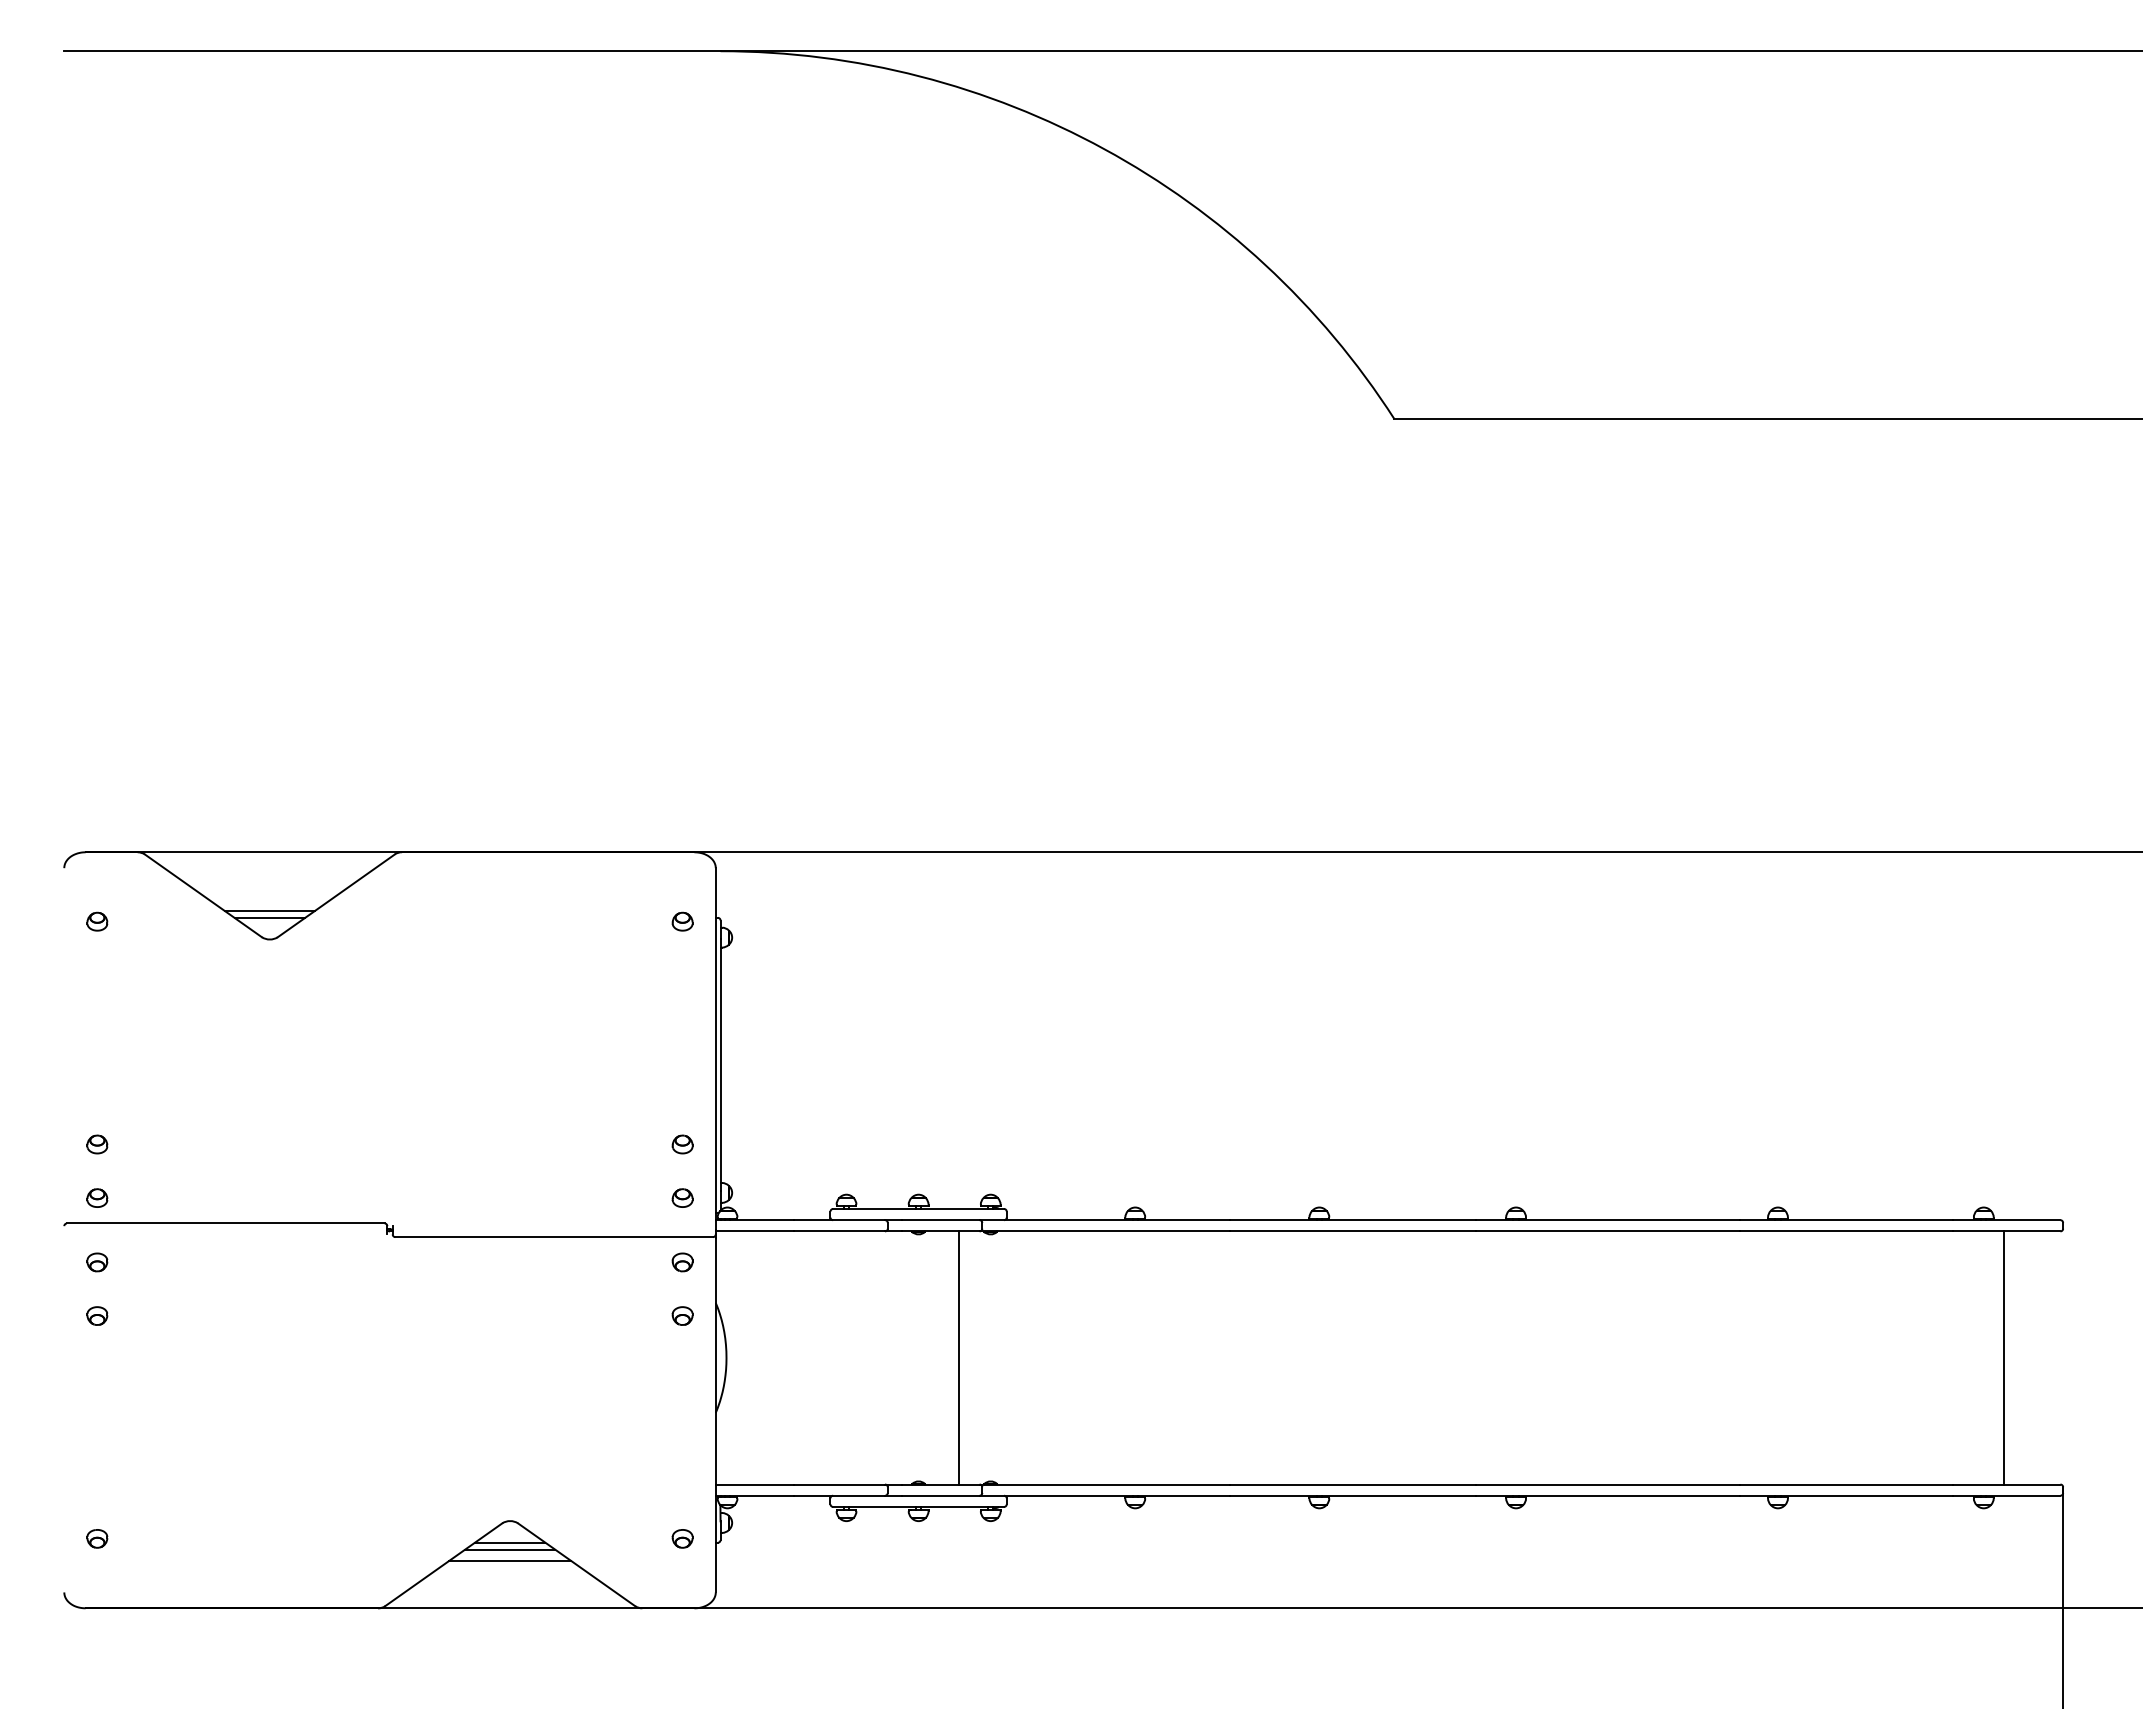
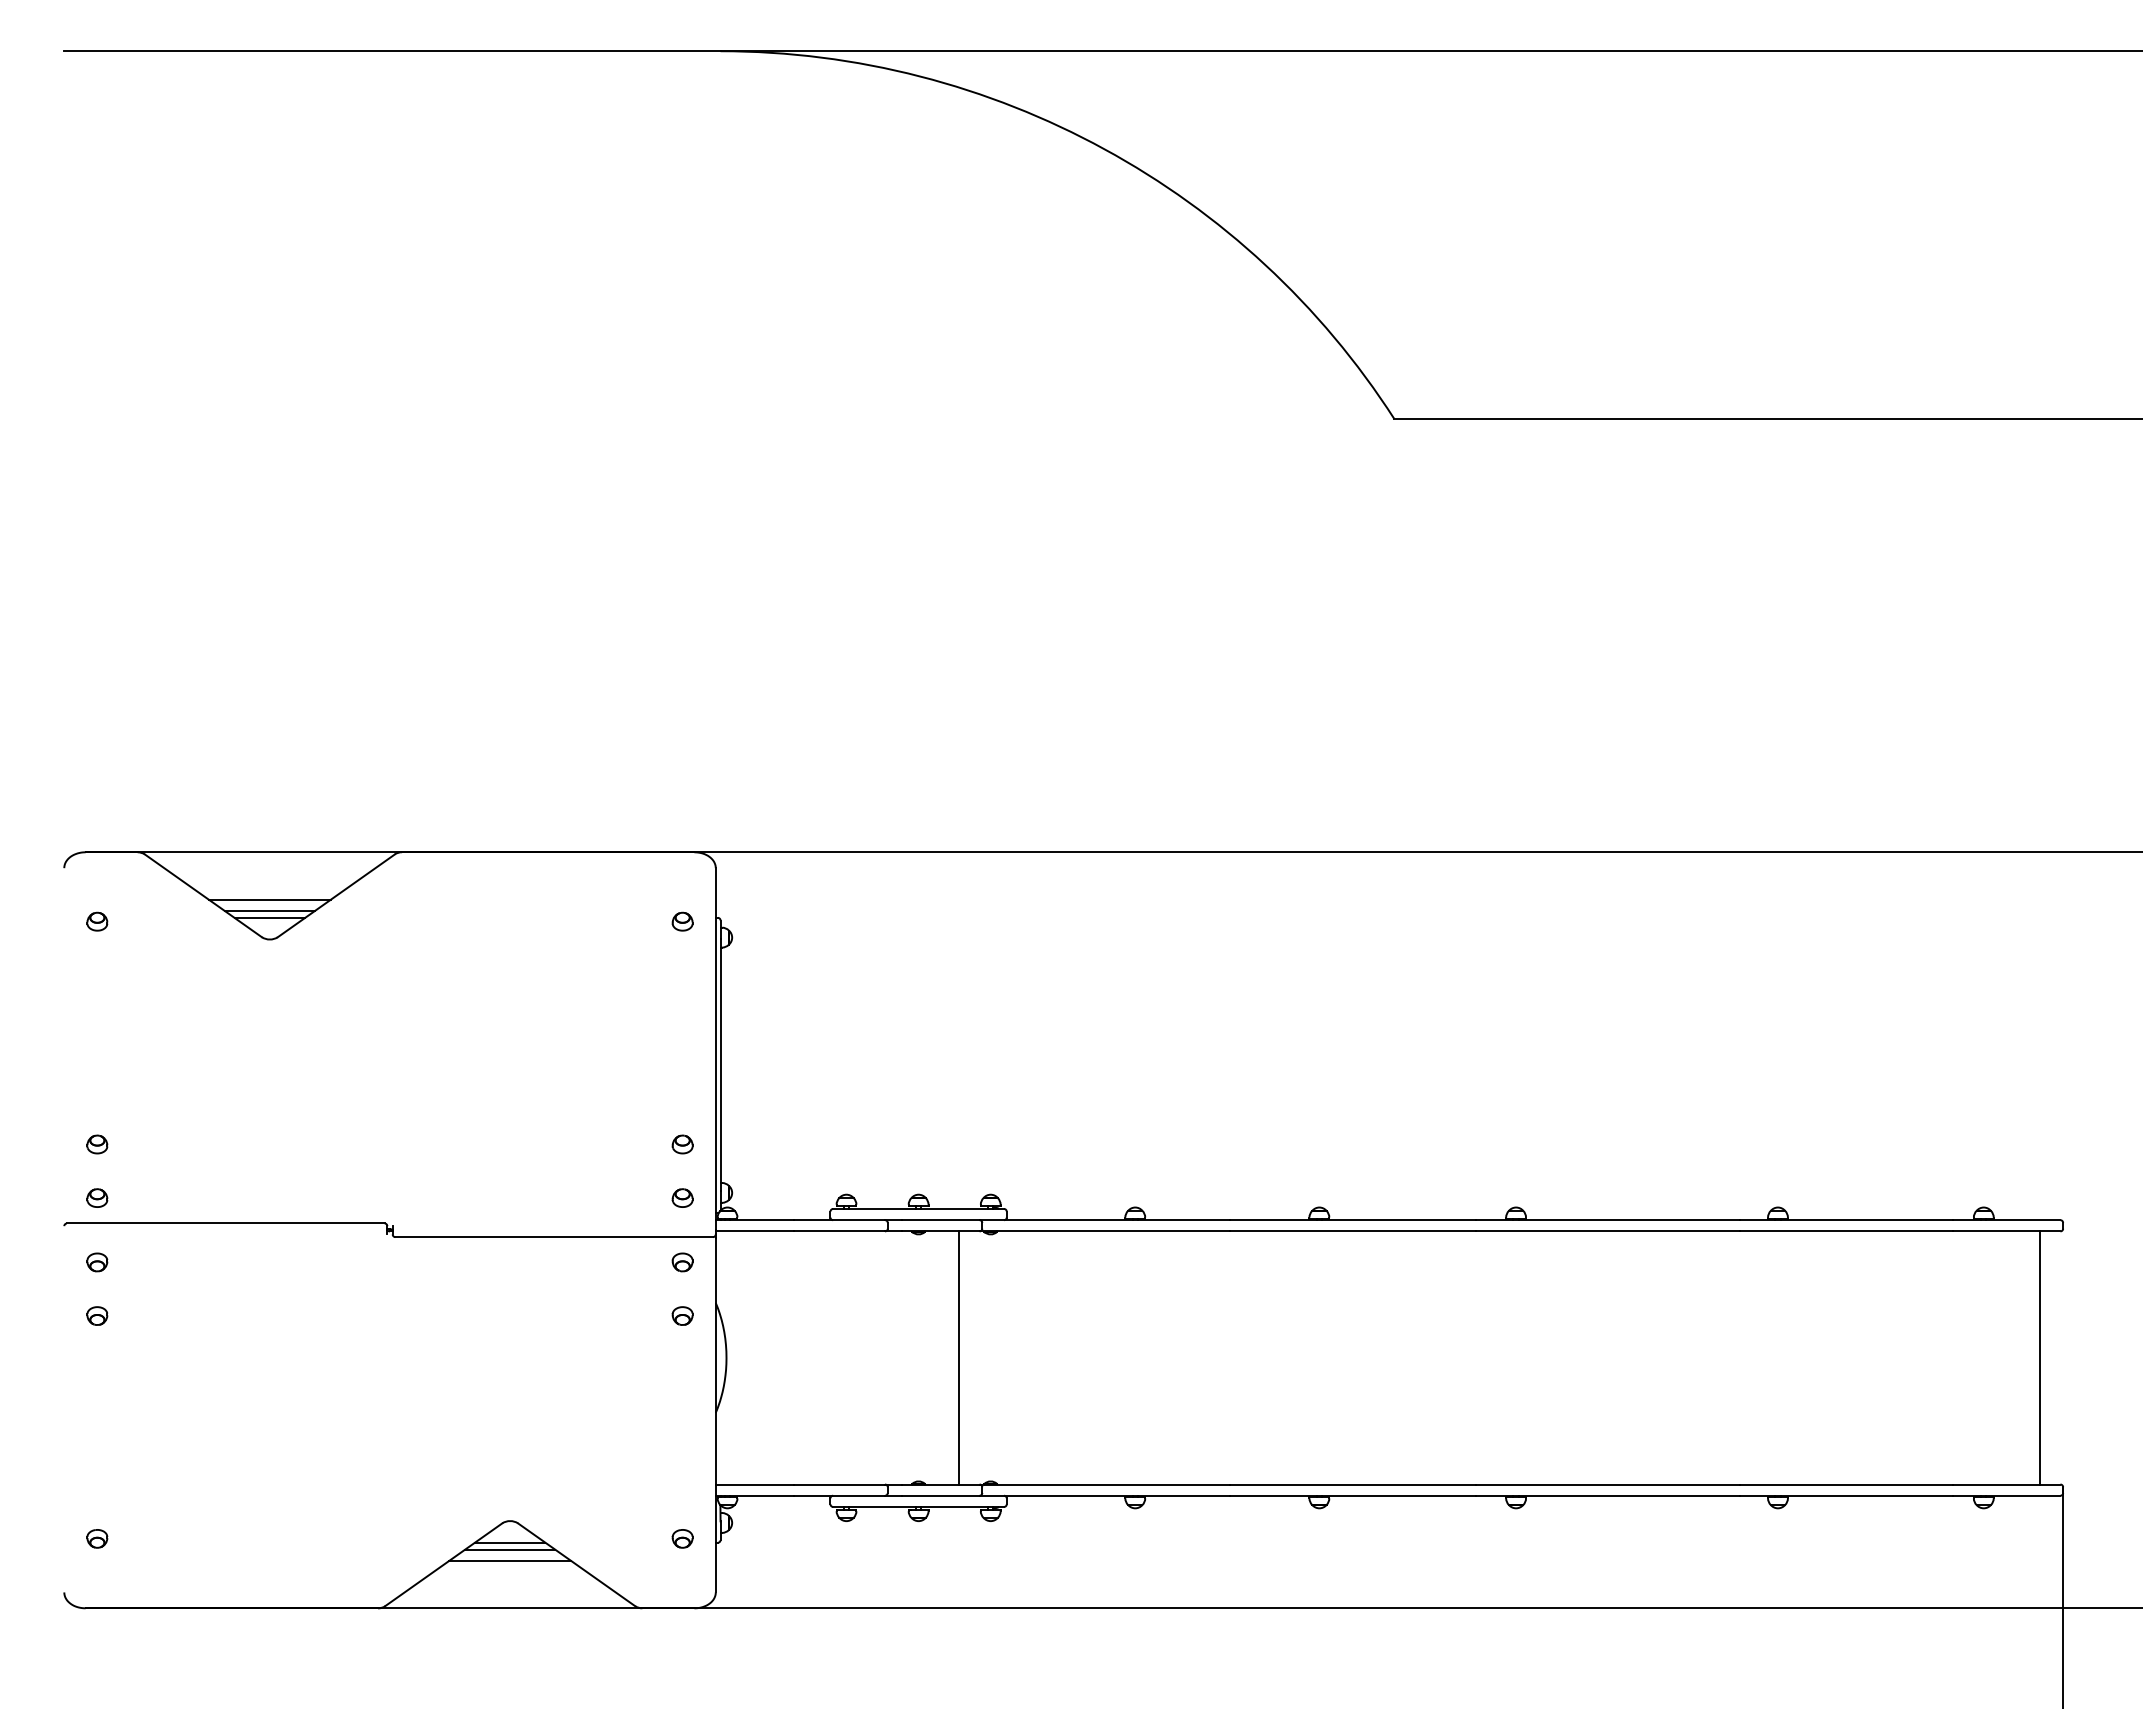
line: none -> present (269, 899)
line position: (2003, 1357) -> (2039, 1357) (2039, 1357)
